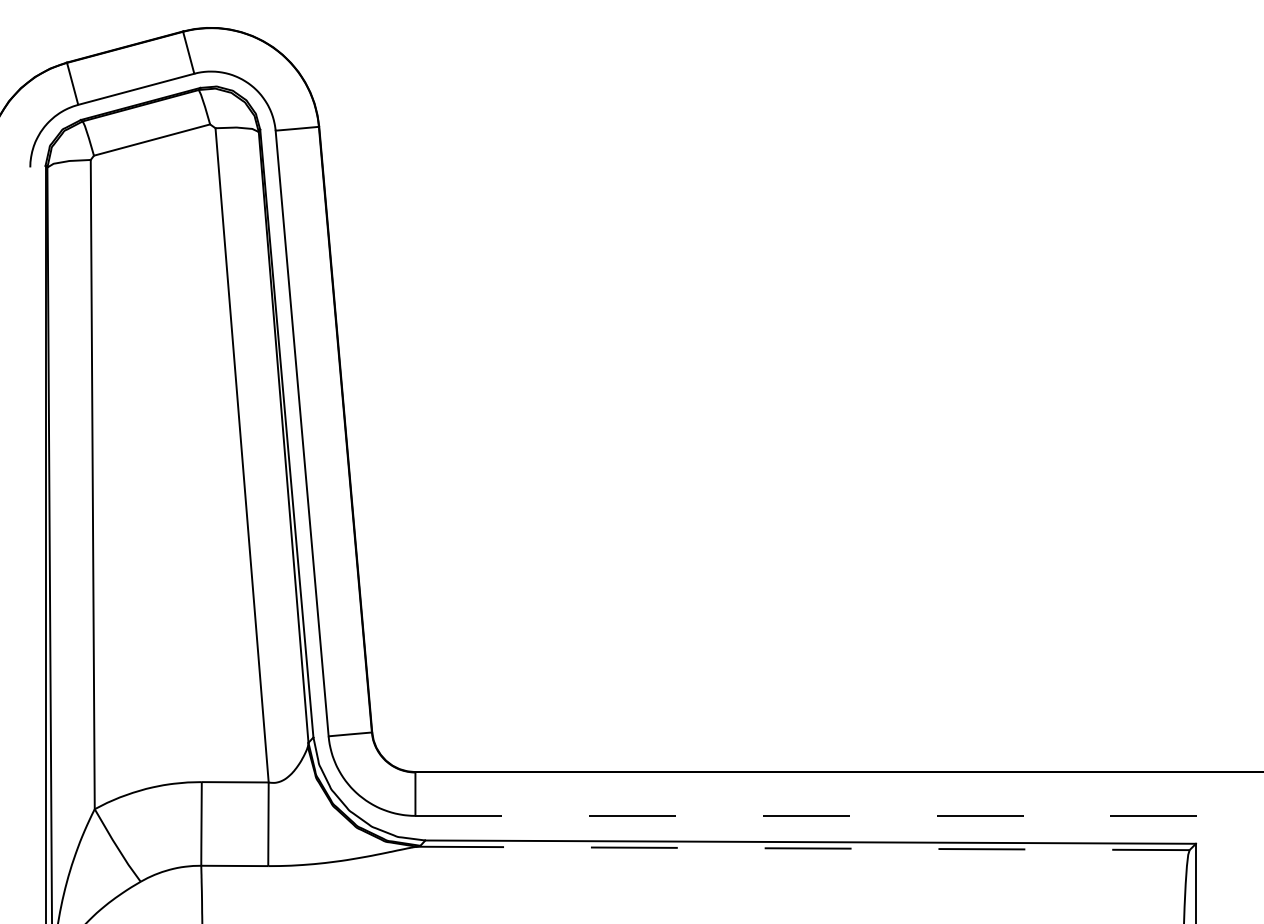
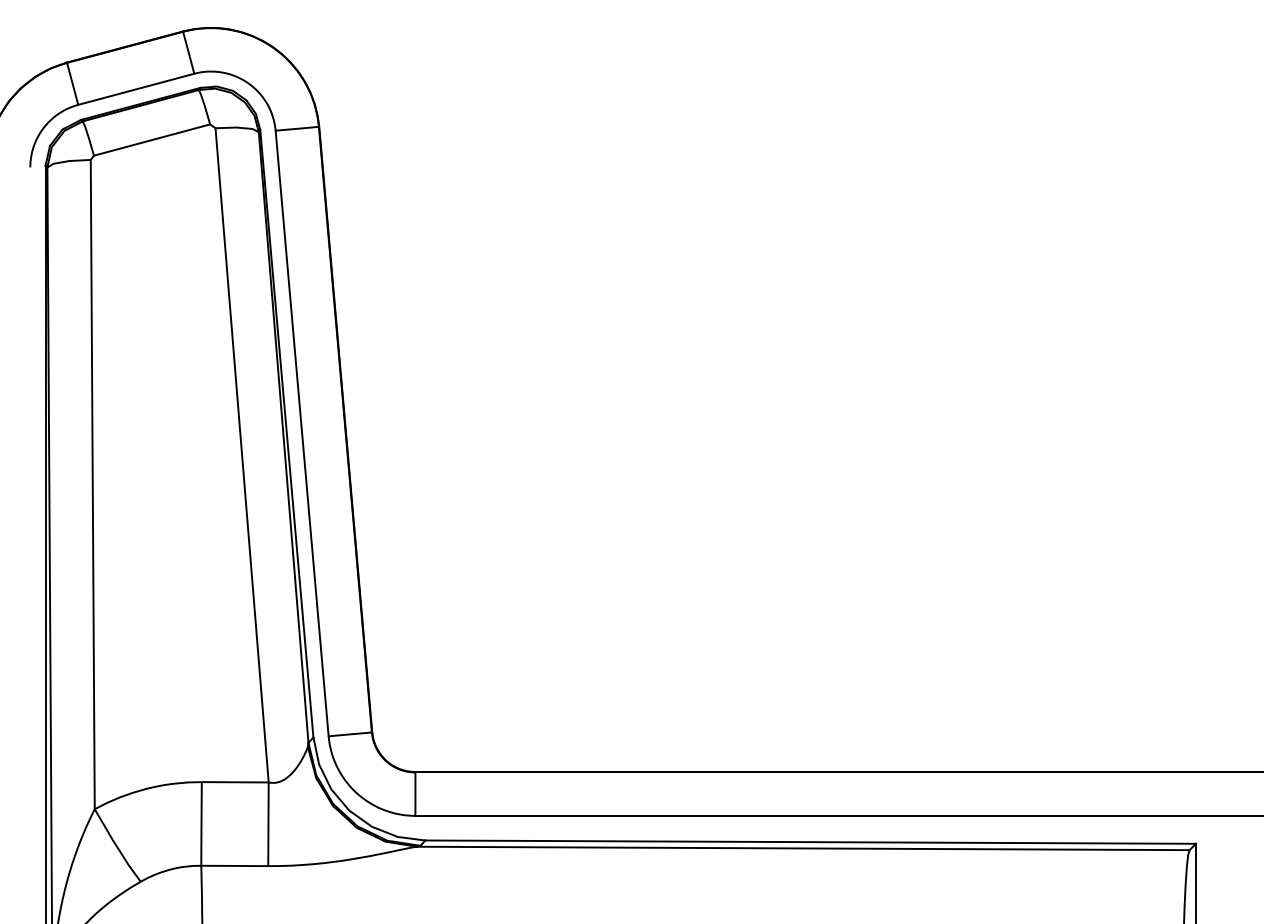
line: dashed -> solid (839, 815)
line: dashed -> solid (803, 848)
